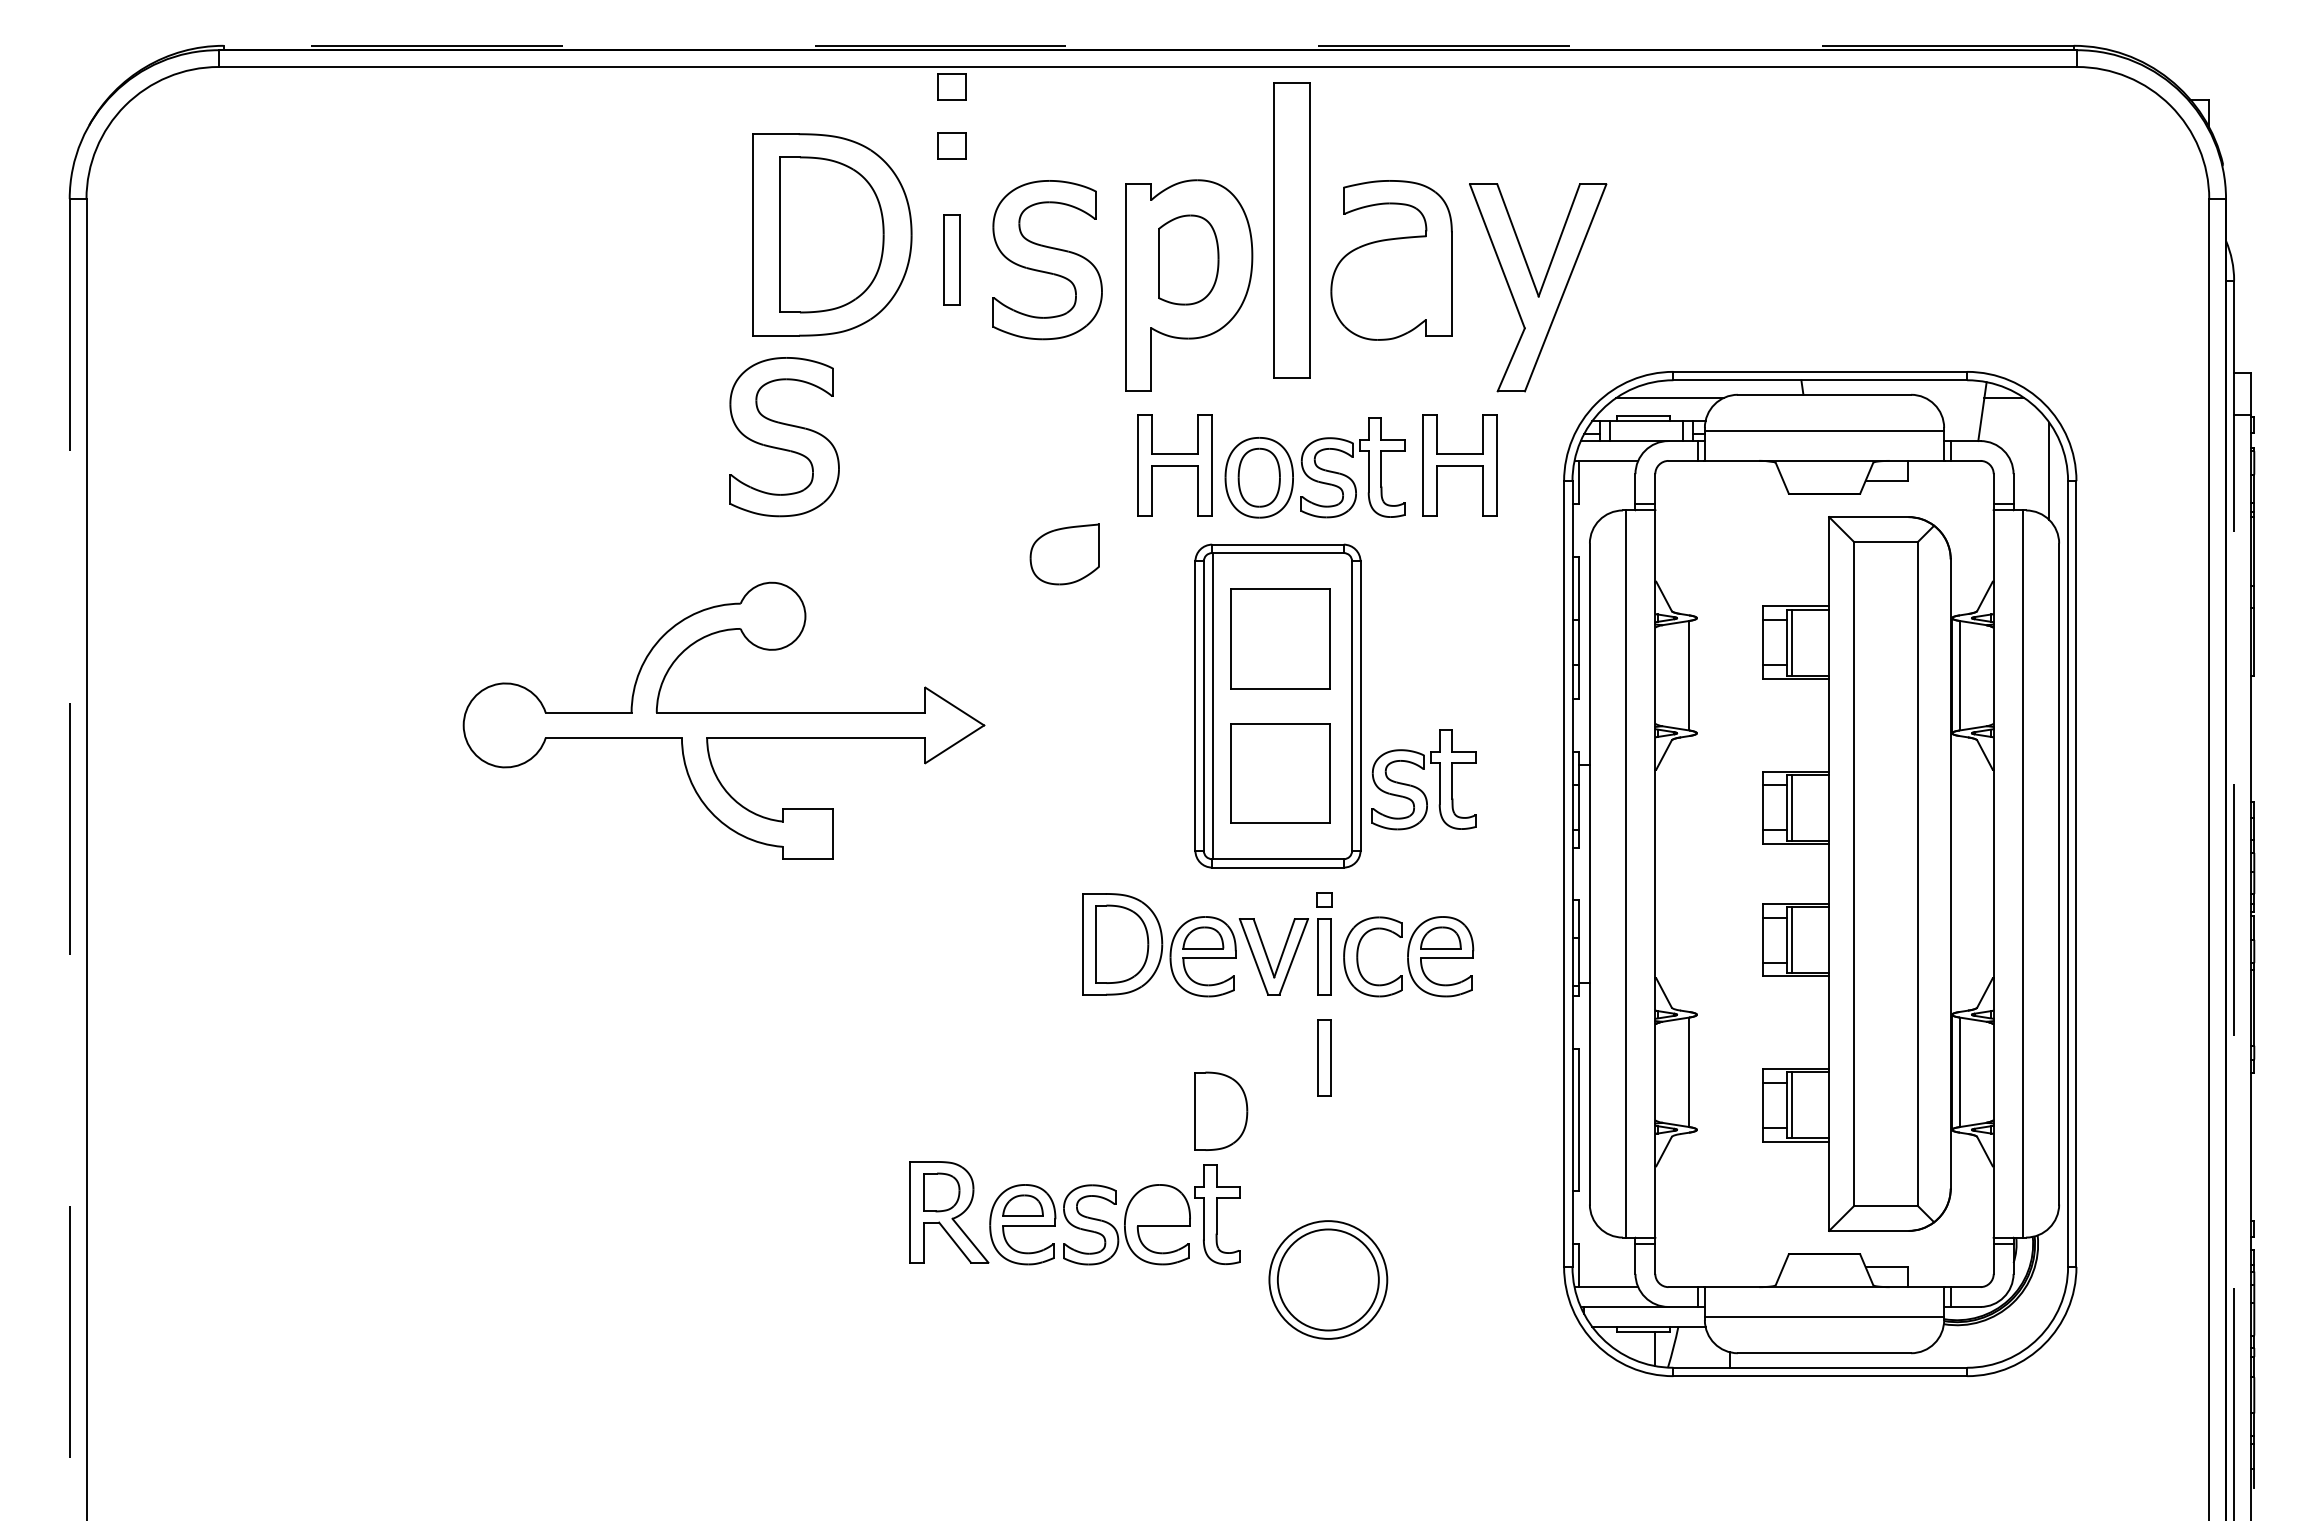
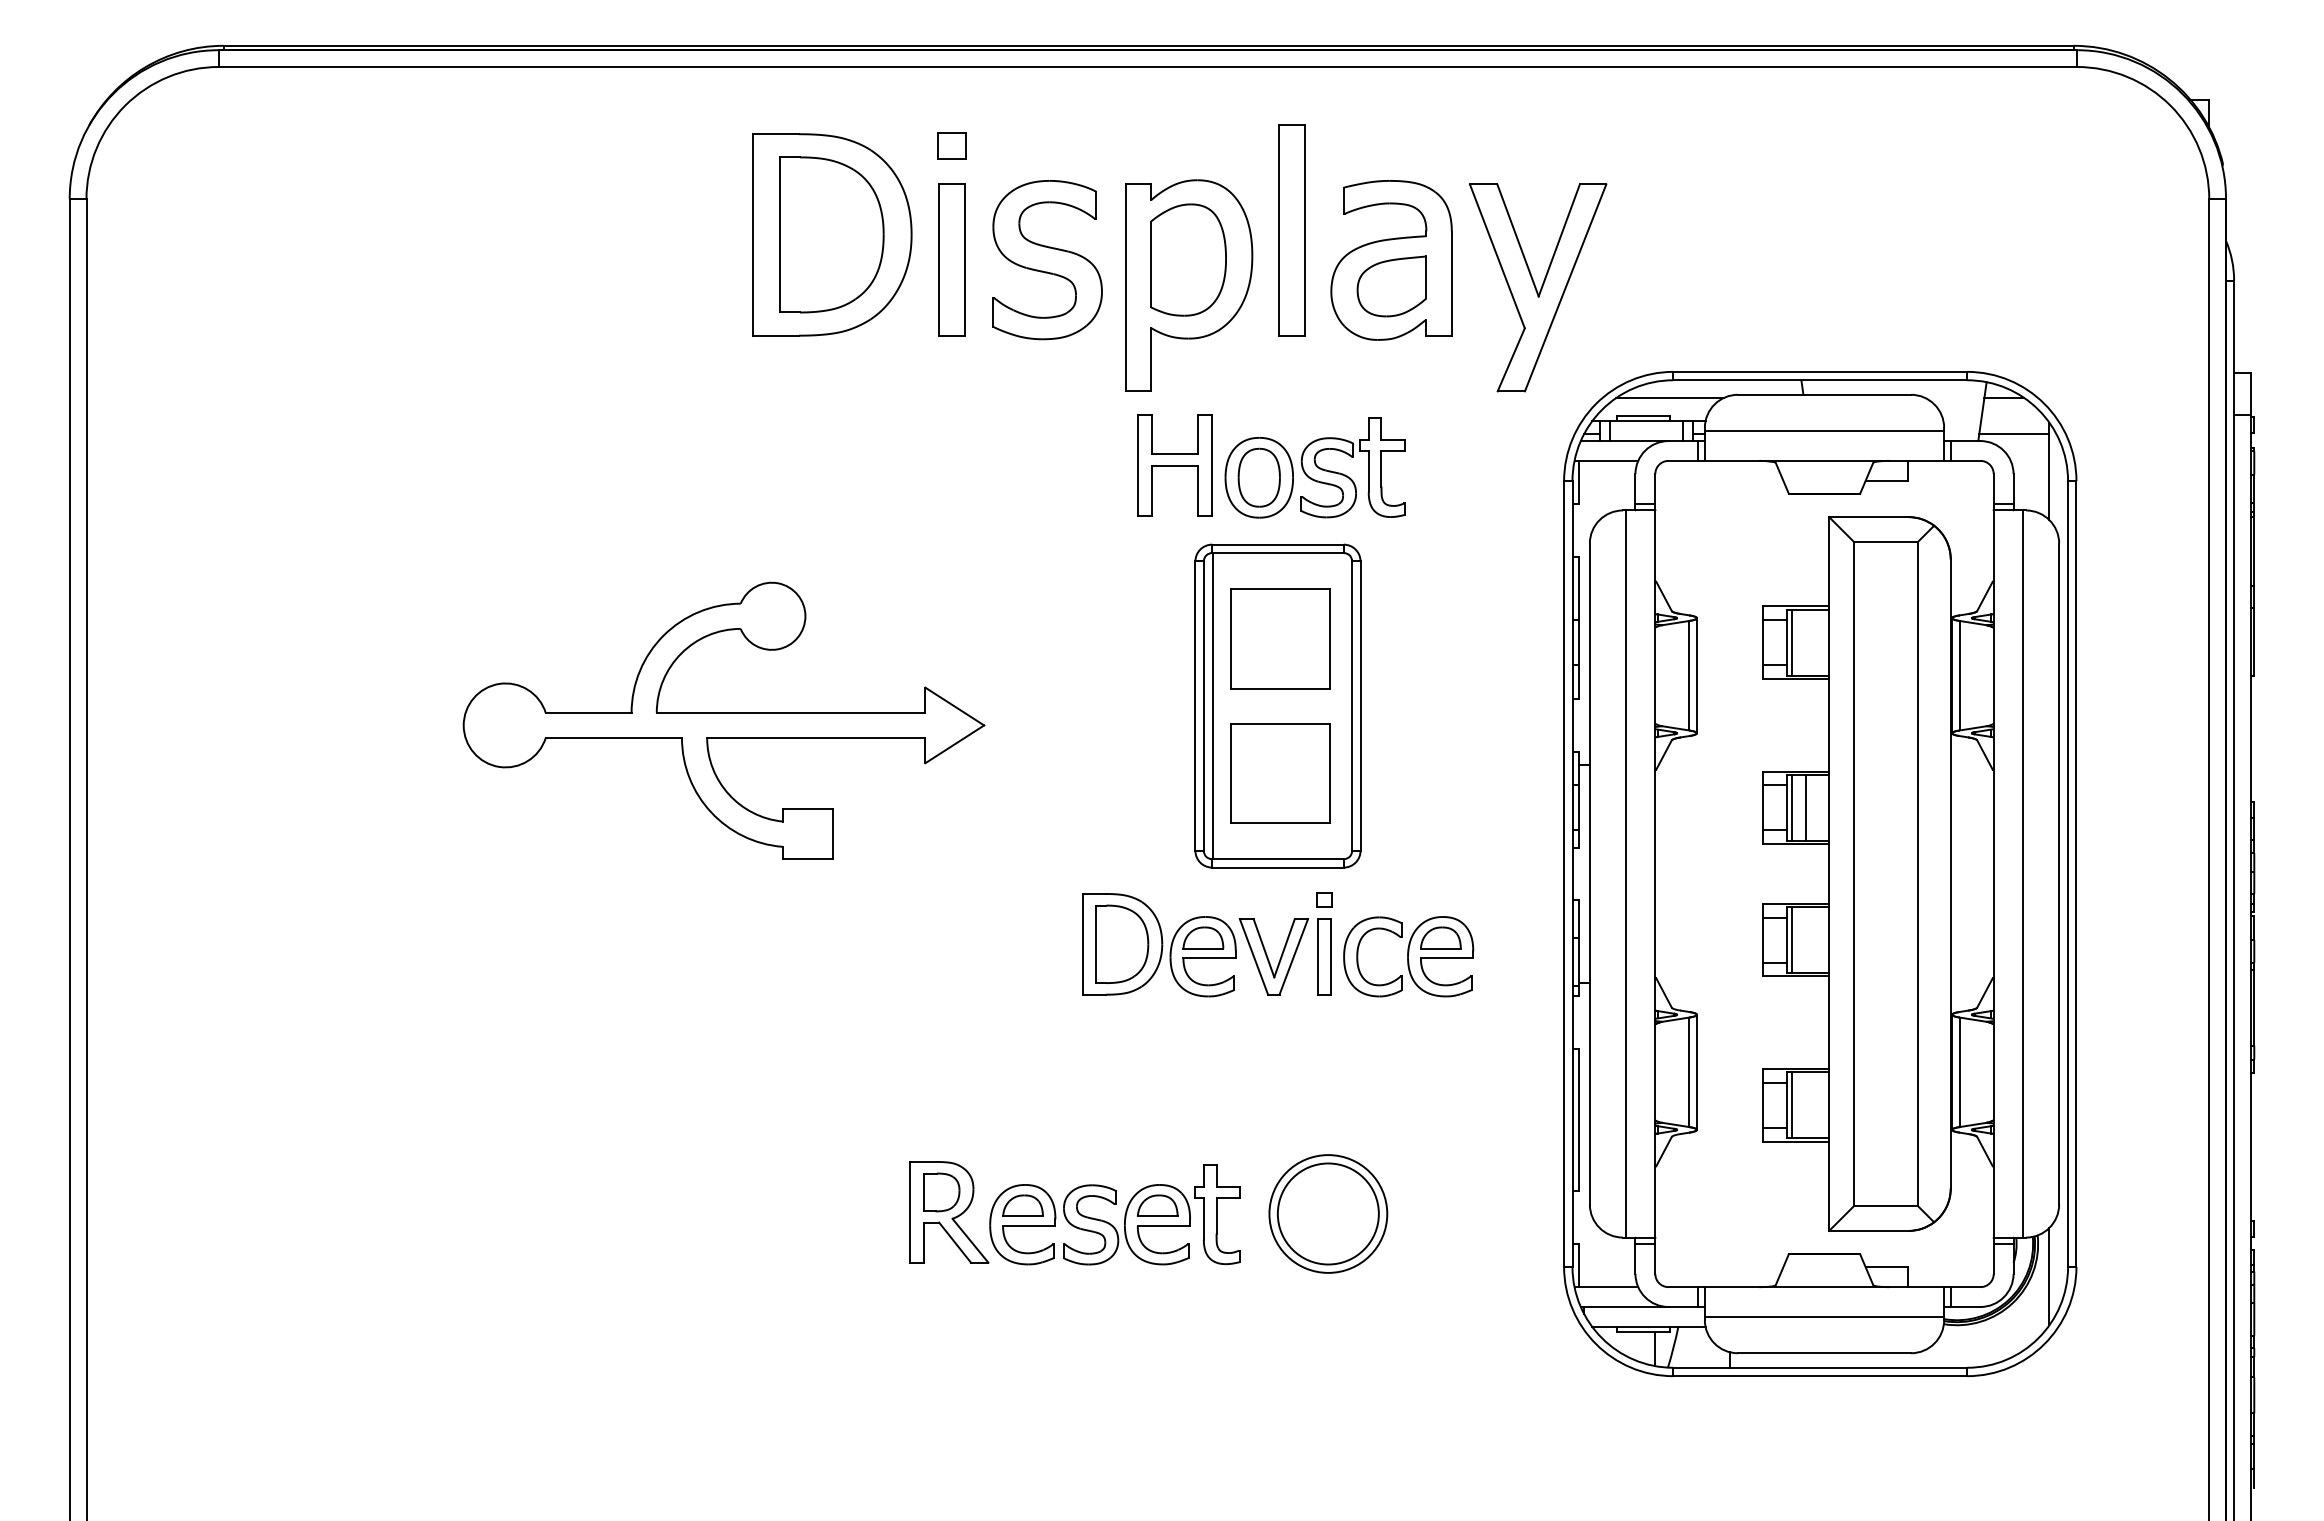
line: dashed -> solid (1148, 45)
part: present -> none (951, 86)
part size: 38x297 px -> 28x213 px (1291, 230)
part size: 18x92 px -> 28x154 px (951, 259)
part size: 62x92 px -> 77x114 px (1188, 259)
line: none -> present (2014, 434)
part: present -> none (784, 437)
part: present -> none (1459, 465)
part position: (1064, 554) -> (1391, 286) (1391, 286)
line: none -> present (1696, 675)
part: present -> none (1418, 787)
line: none -> present (1806, 807)
line: dashed -> solid (69, 860)
line: dashed -> solid (2234, 900)
part: present -> none (1324, 1057)
line: none -> present (1696, 1071)
part: present -> none (1221, 1110)
part: none -> present (1157, 1205)
line: none -> present (2049, 1276)
part position: (1328, 1279) -> (1328, 1213) (1328, 1213)
